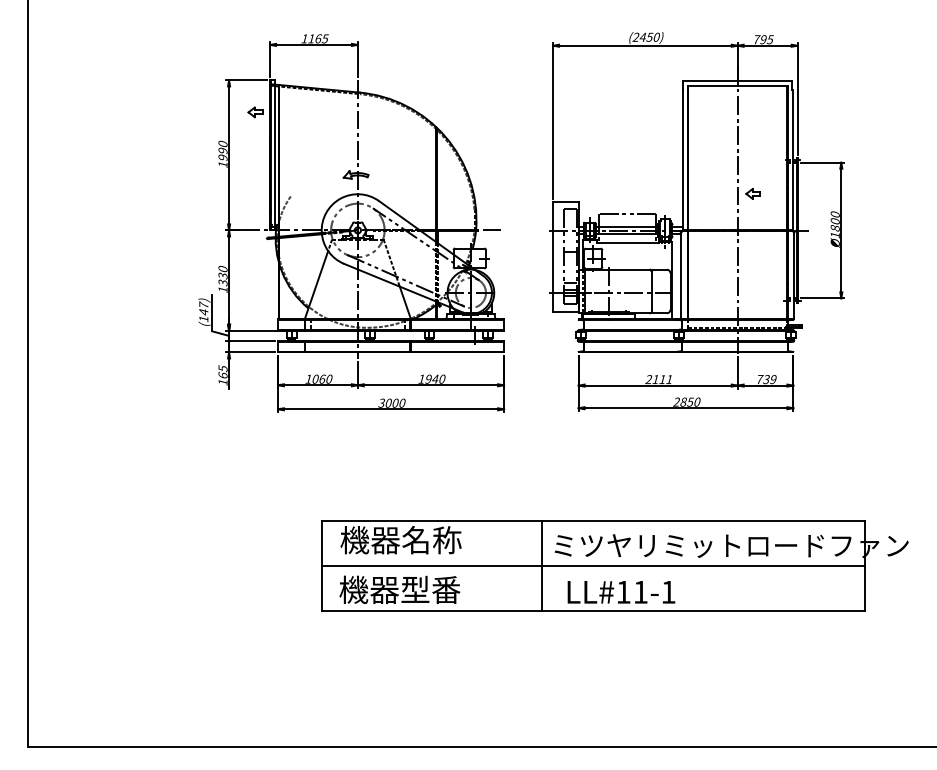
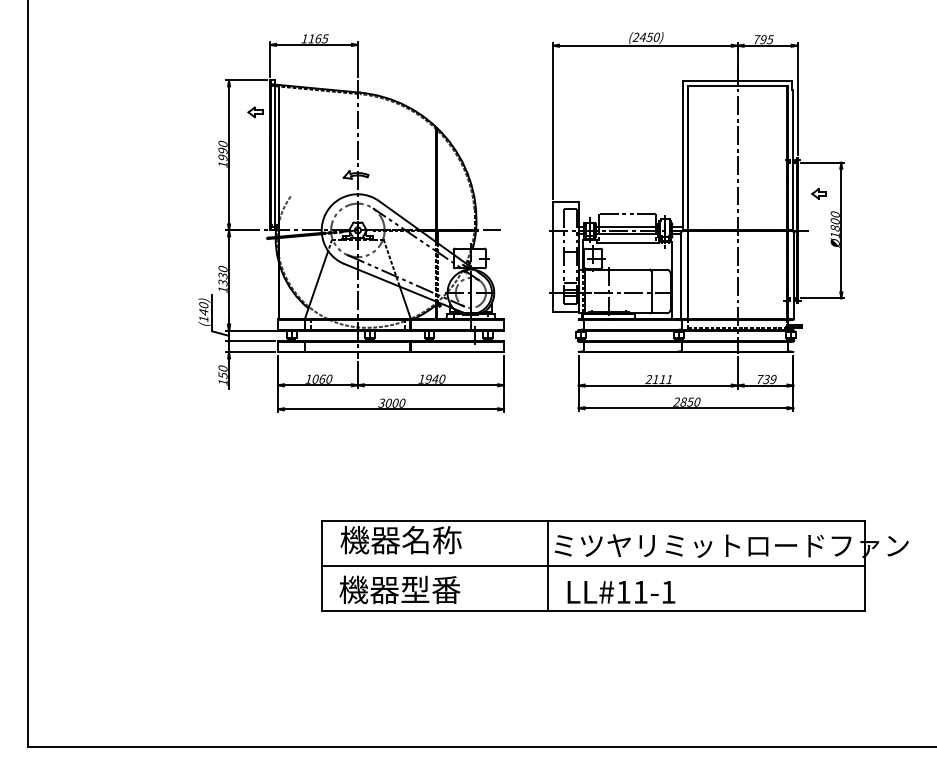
part position: (752, 193) -> (818, 193) (818, 193)
text: (147) -> (140) (203, 304)
text: 165 -> 150 (222, 372)
line position: (542, 565) -> (548, 565) (548, 565)
